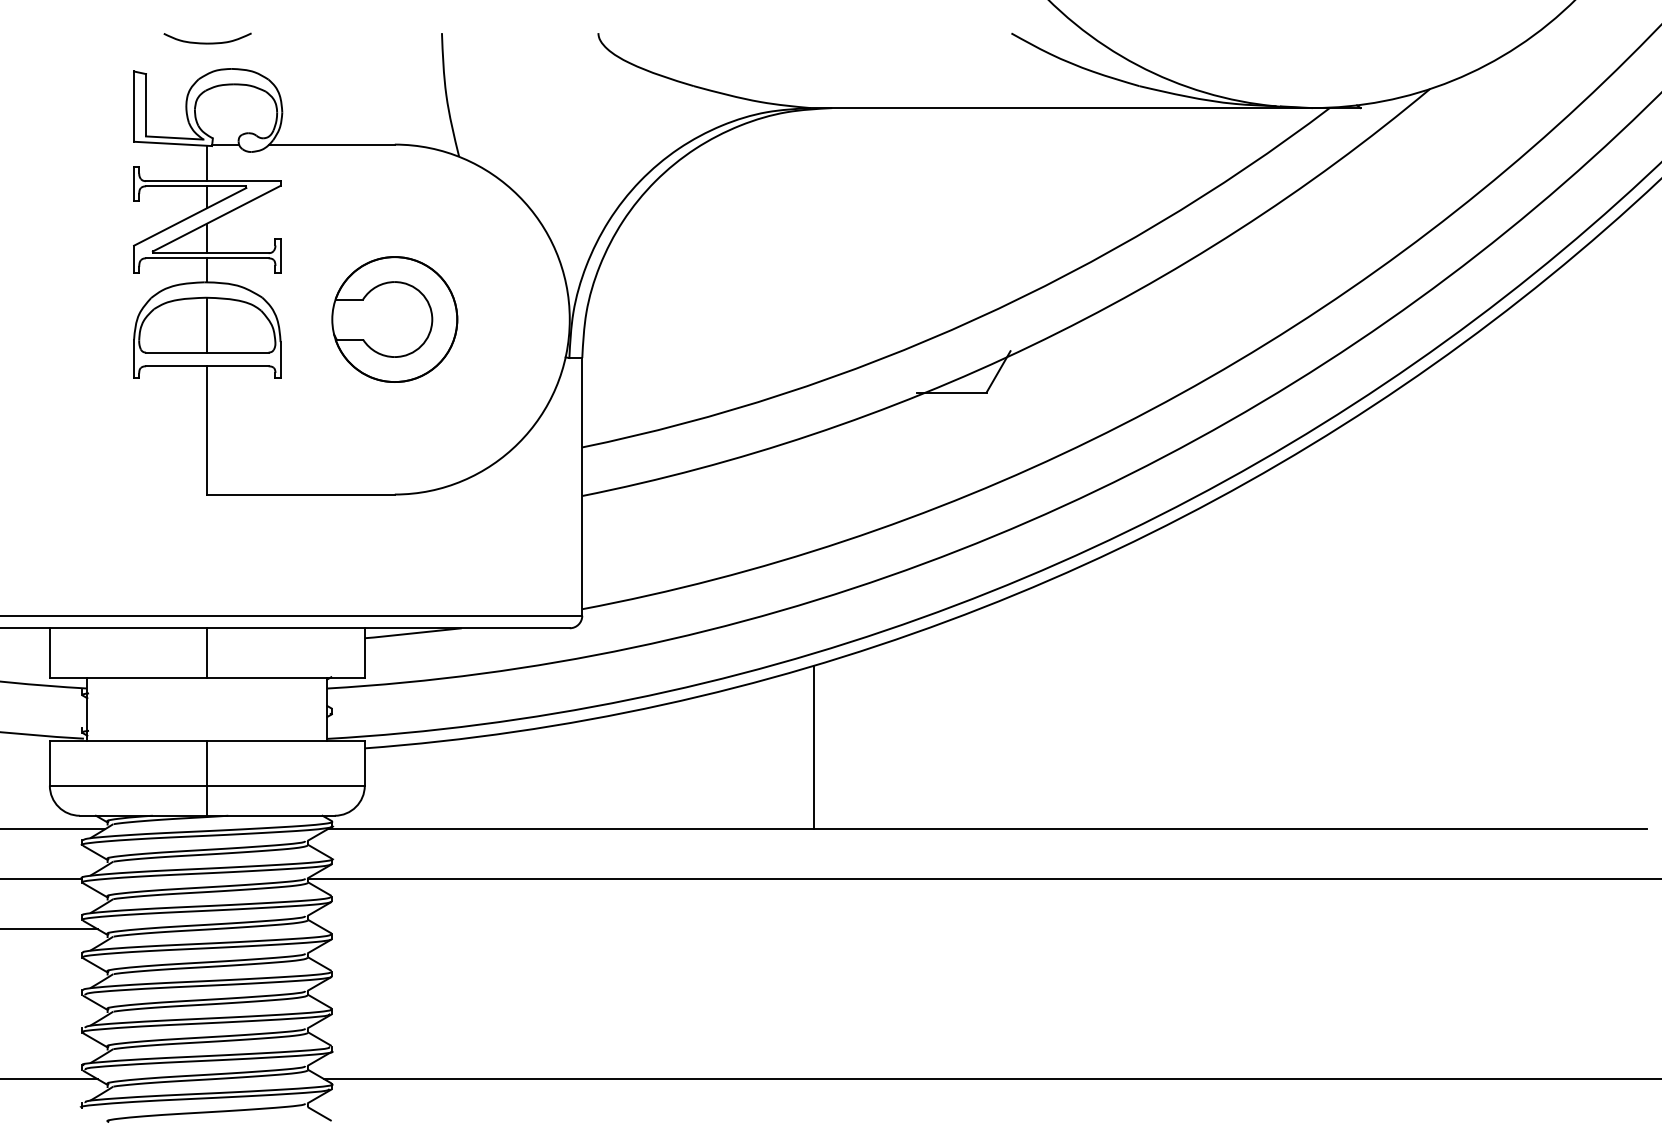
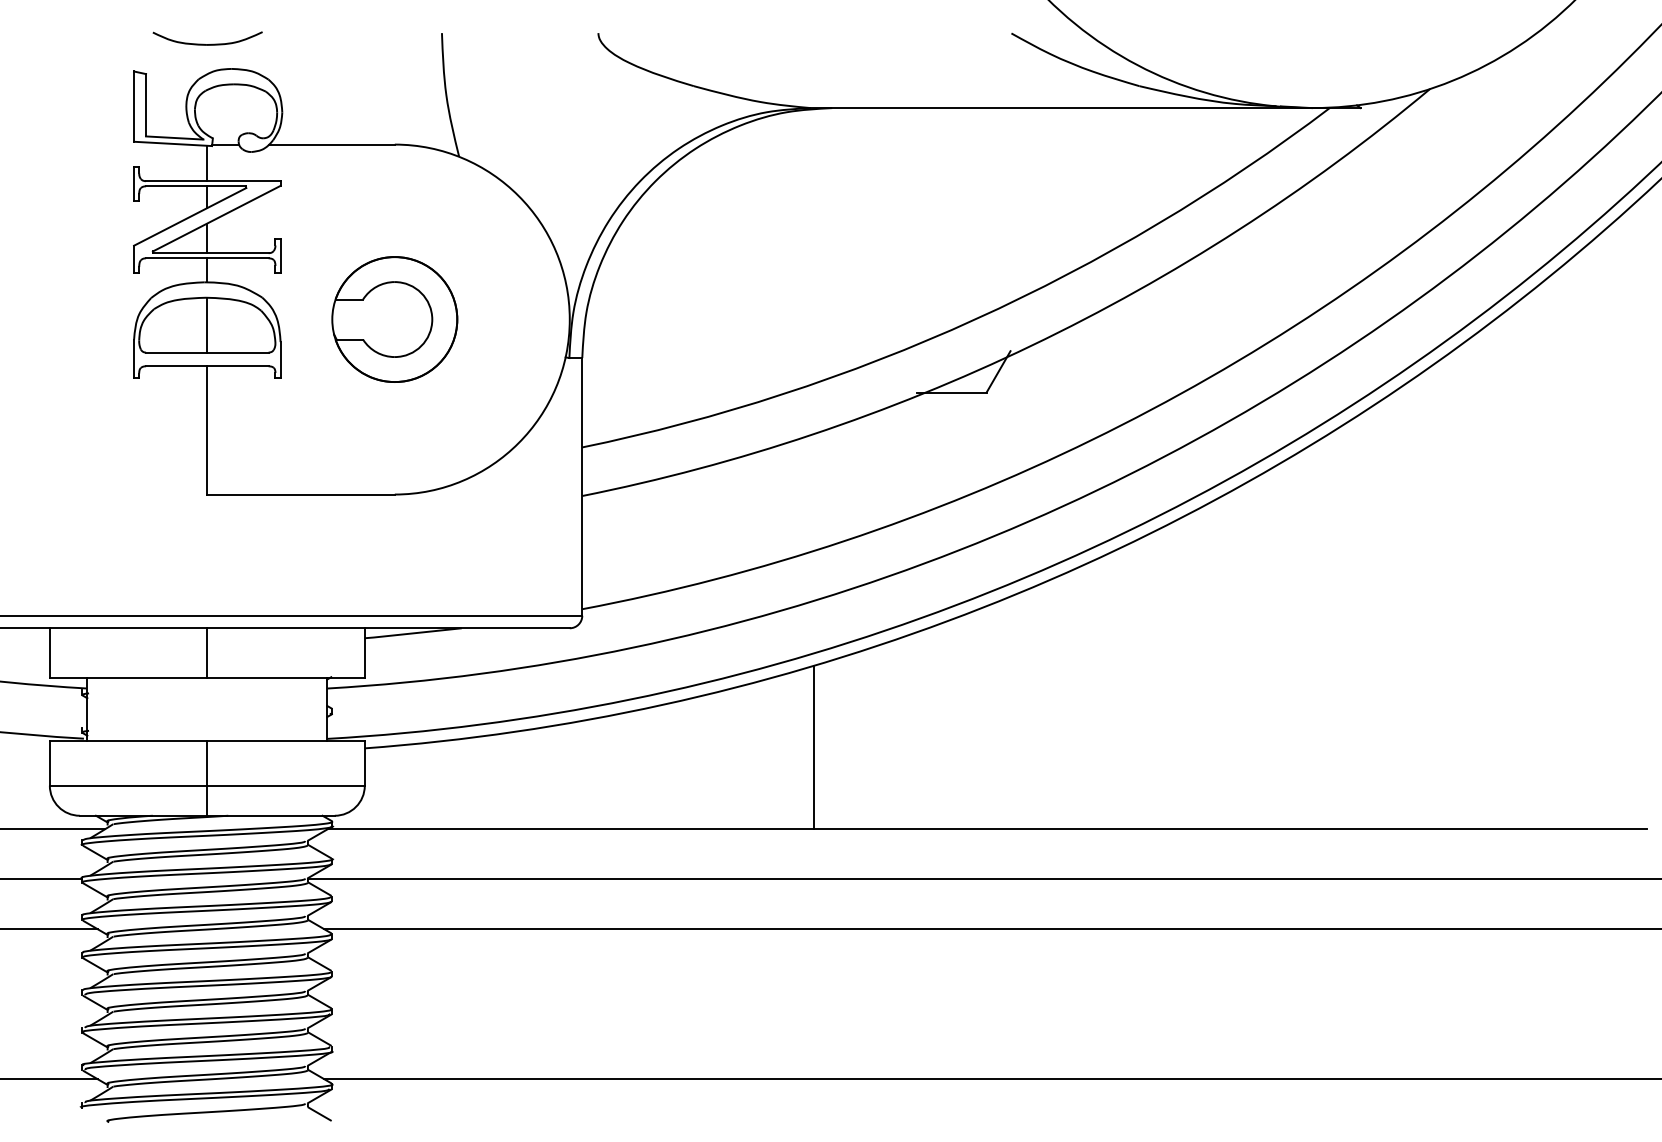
part size: 89x13 px -> 111x15 px (207, 38)
line: none -> present (991, 929)
